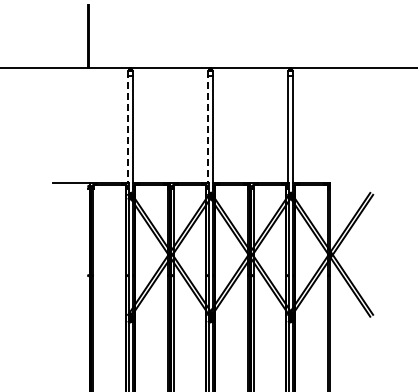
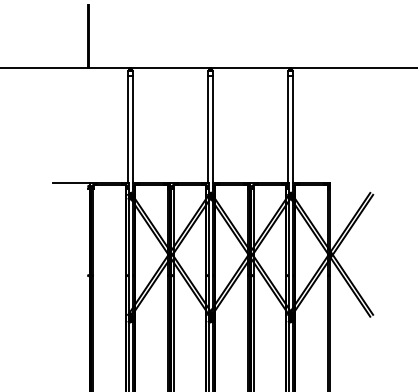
line: dashed -> solid (127, 127)
line: dashed -> solid (207, 127)
